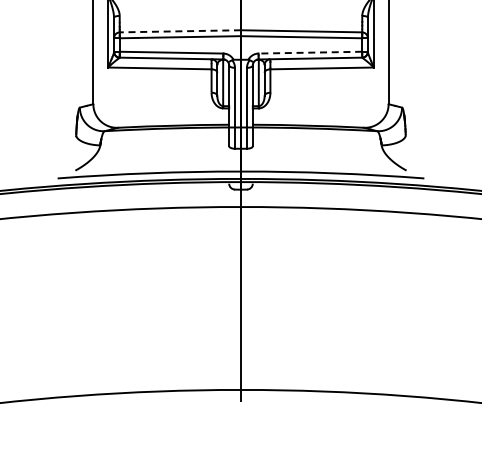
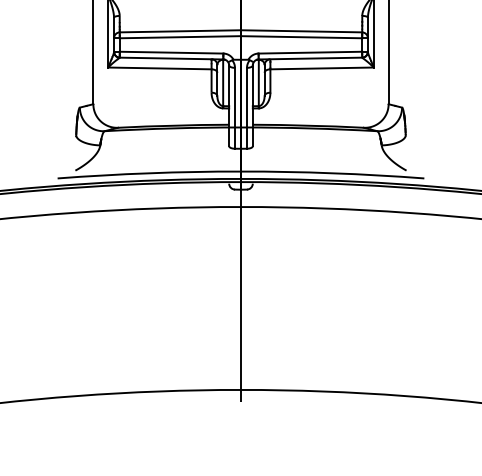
line: dashed -> solid (180, 31)
line: dashed -> solid (310, 52)
